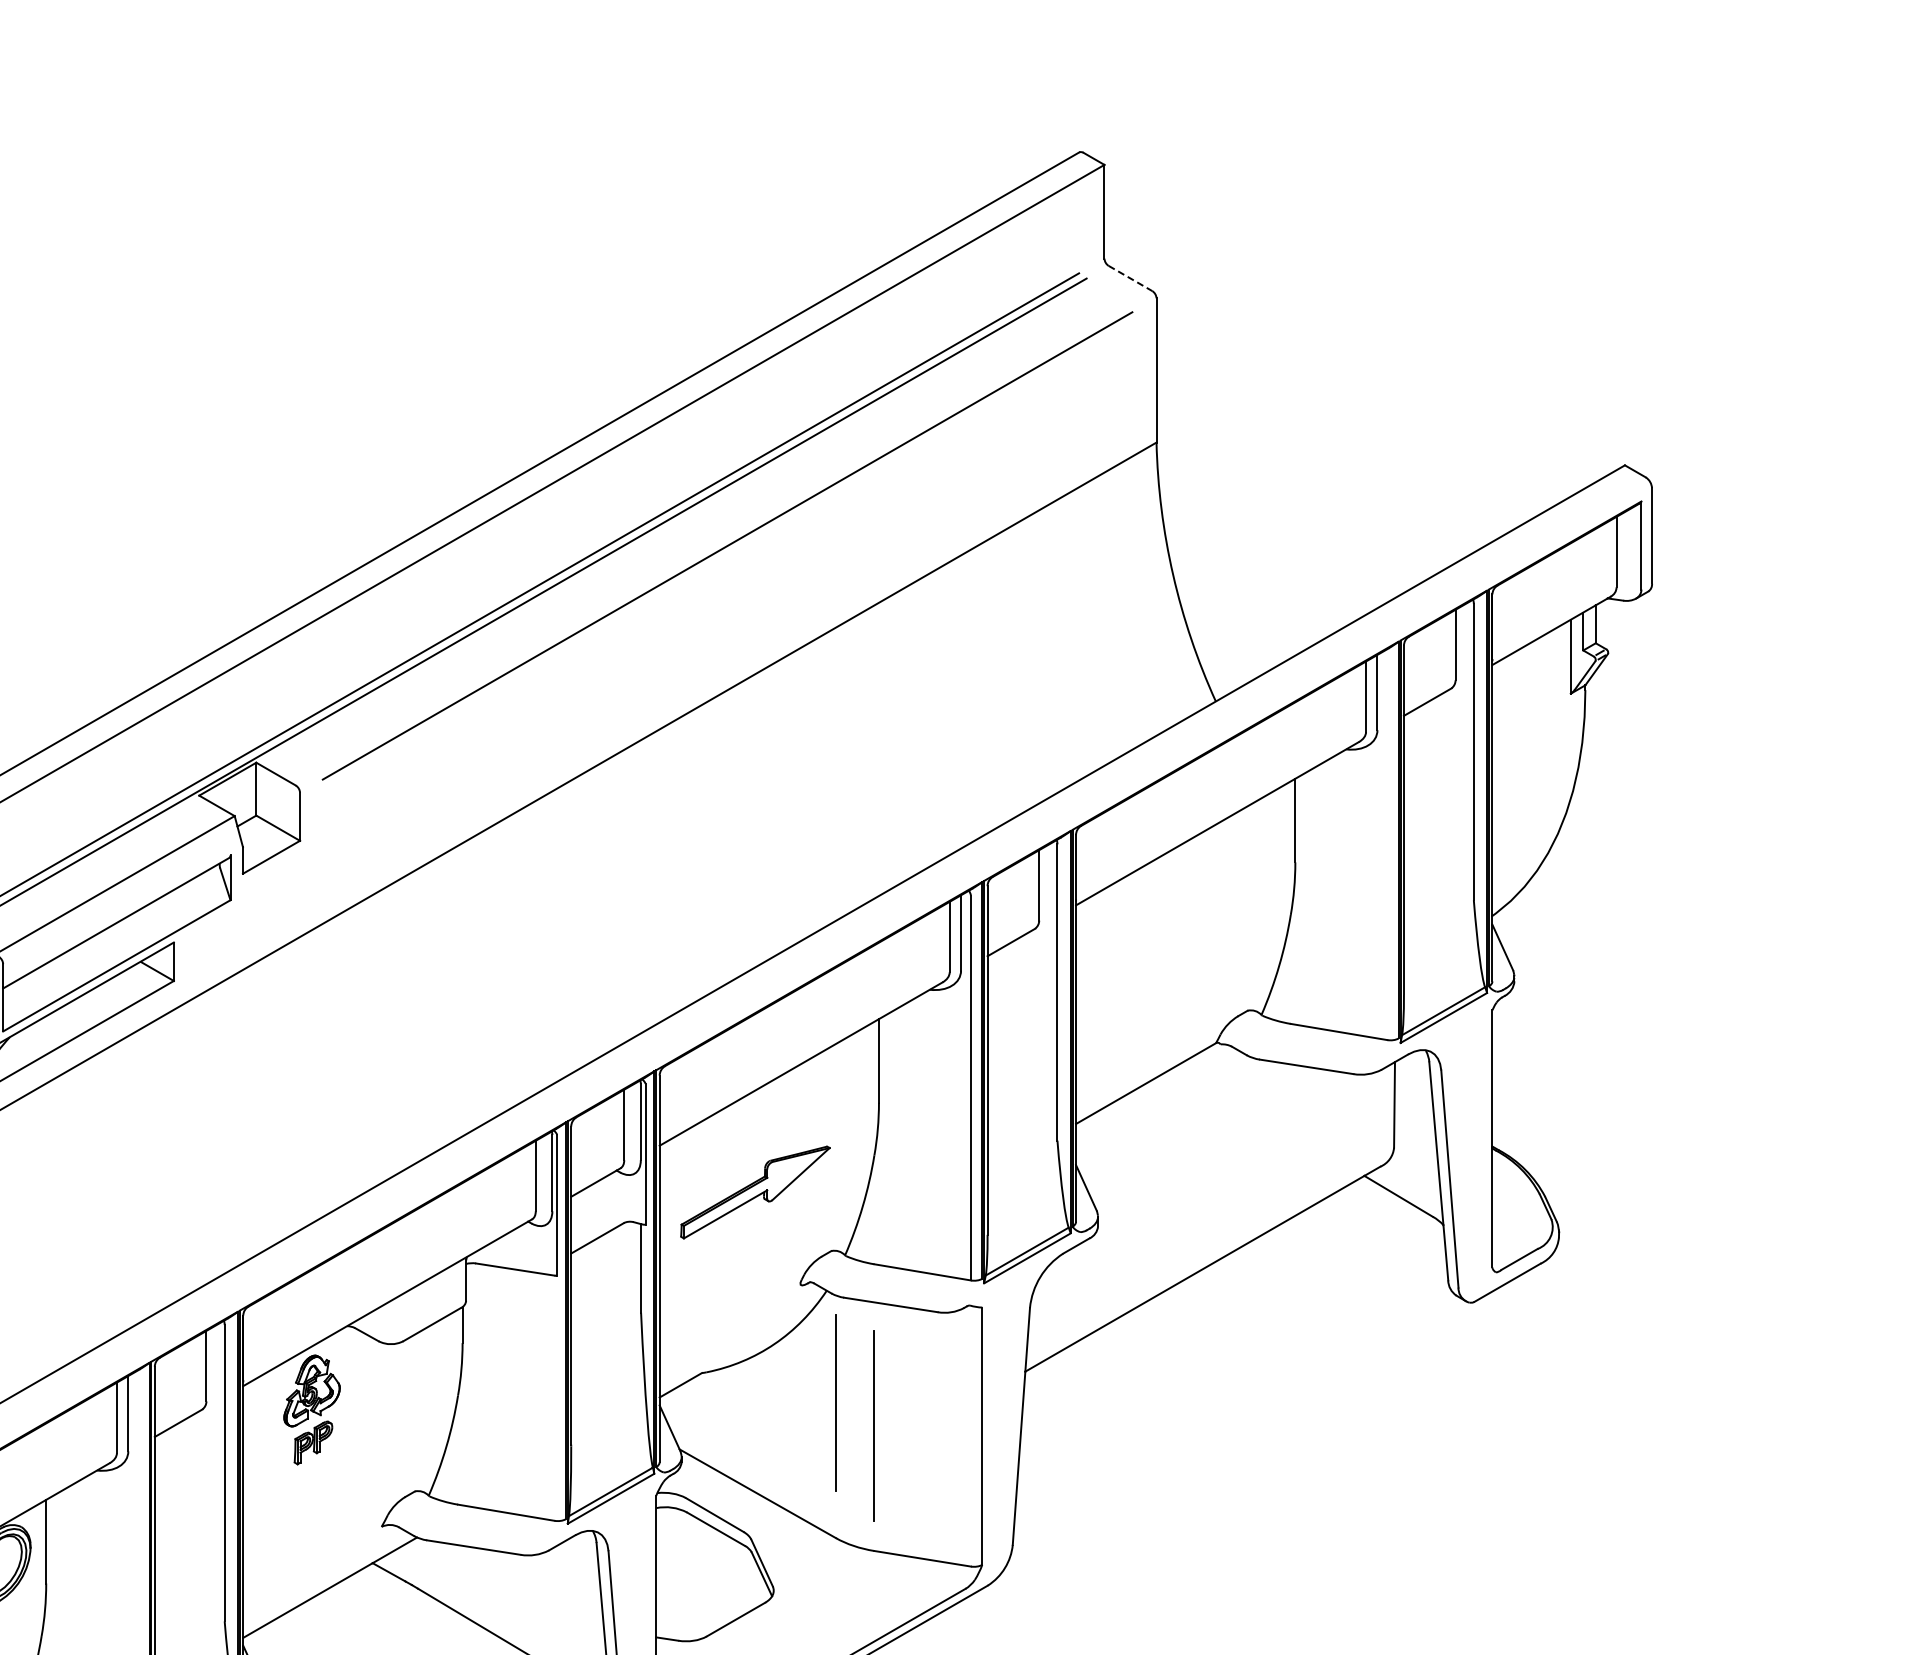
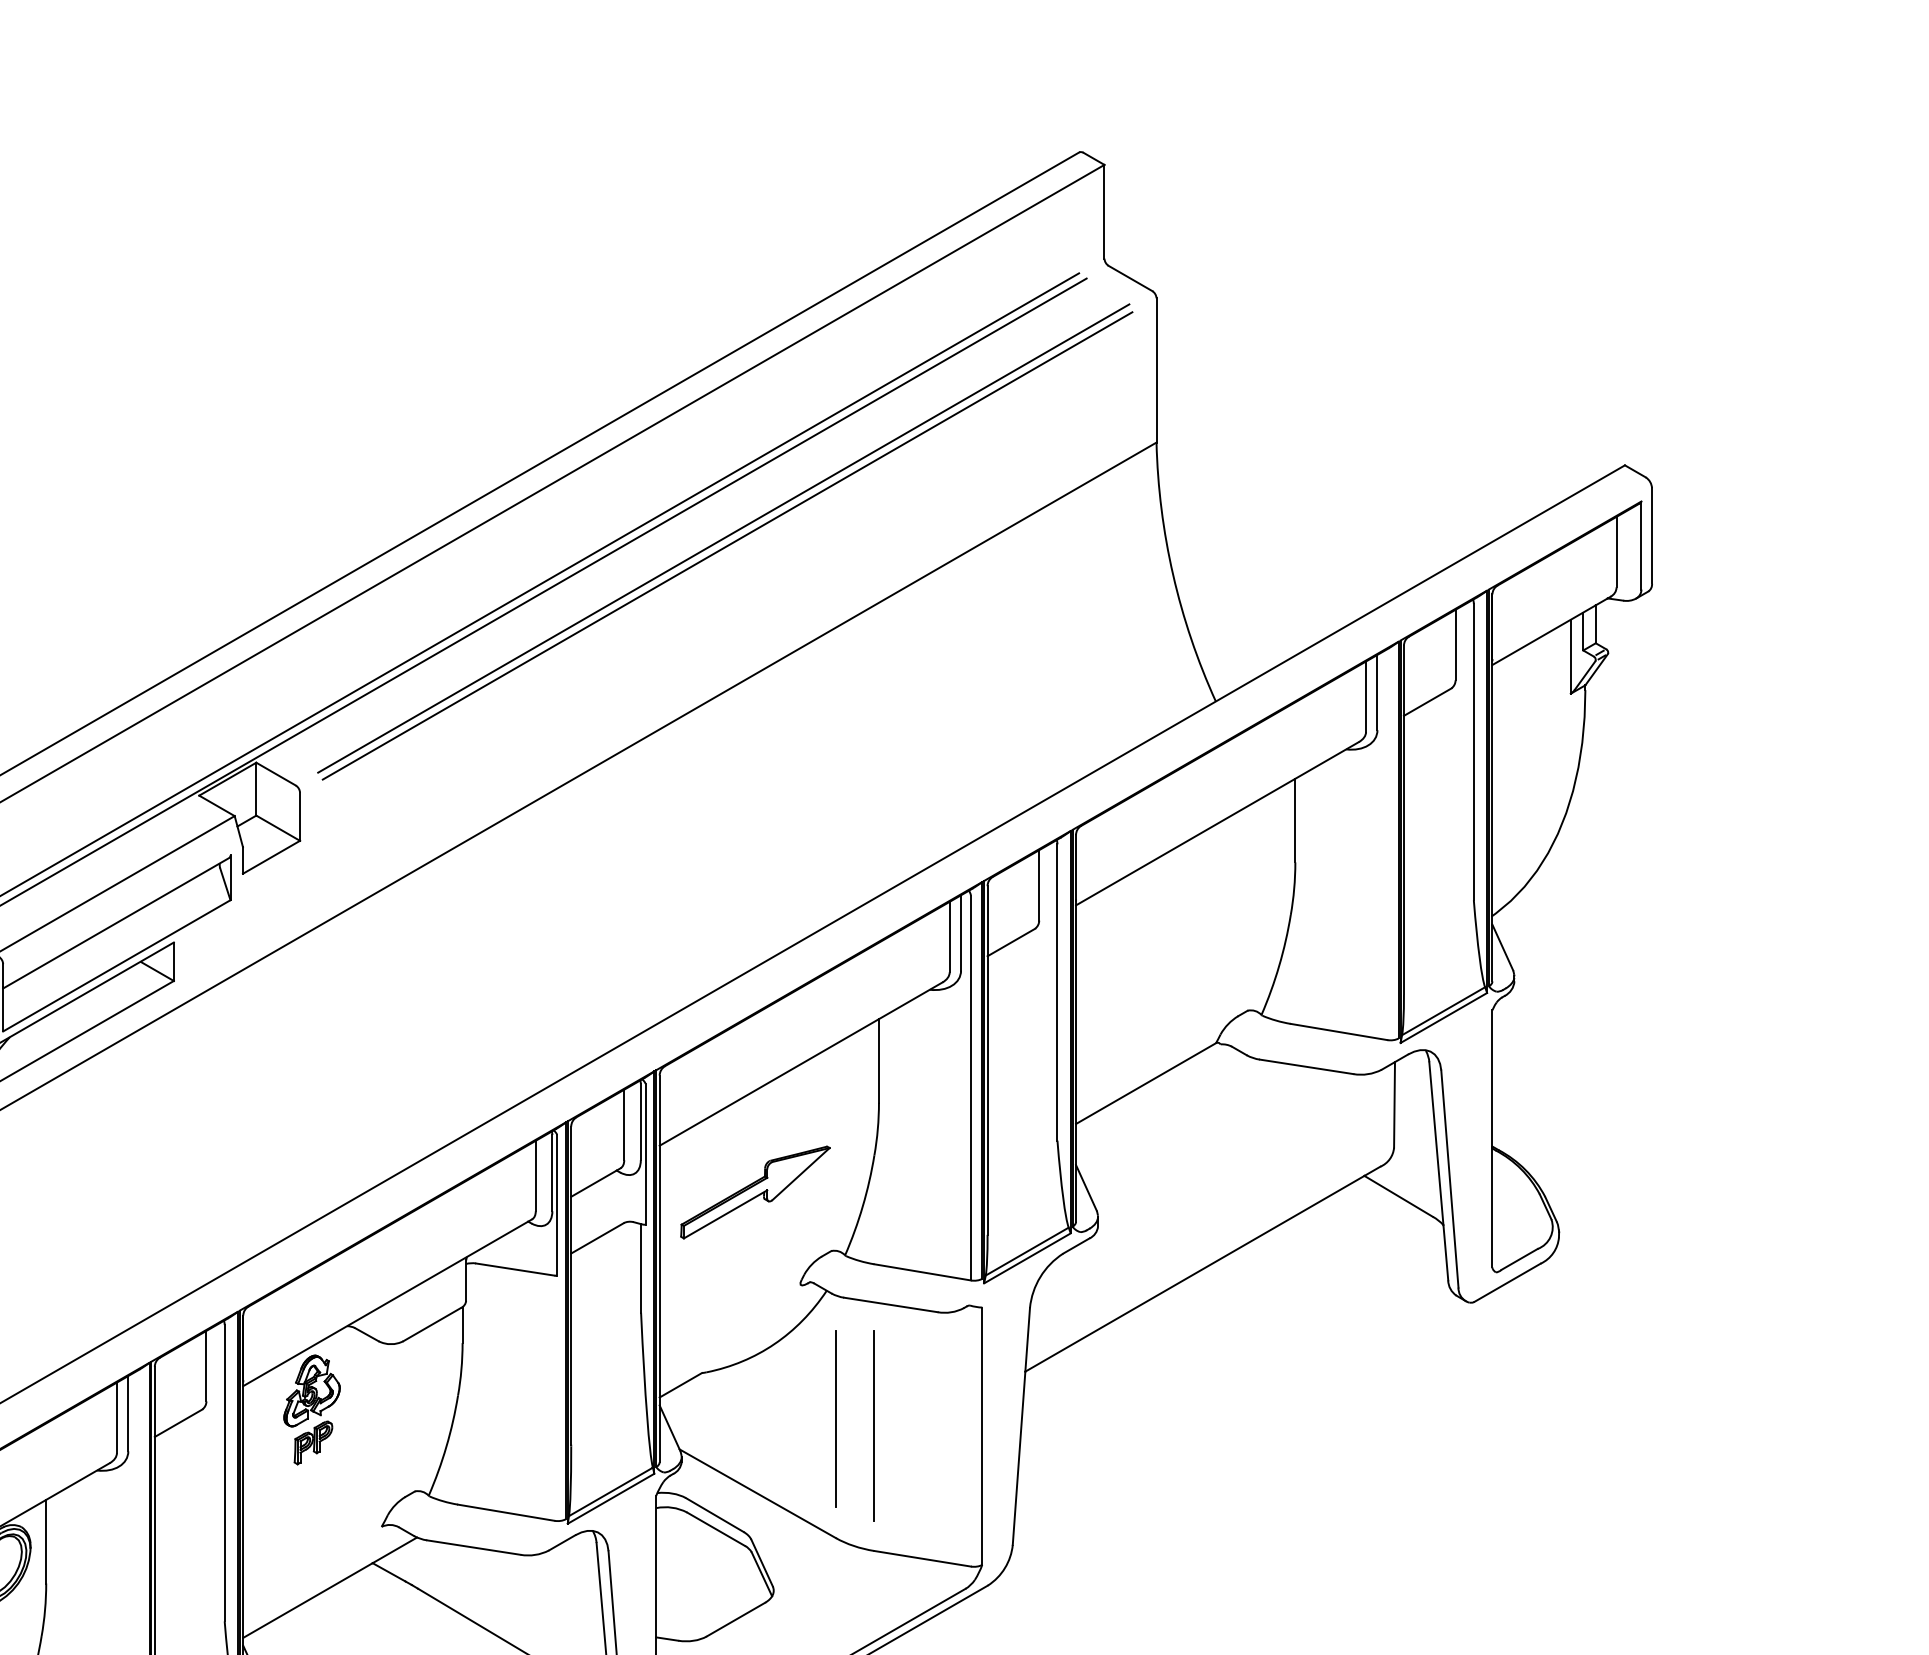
line: dashed -> solid (1130, 278)
line: none -> present (723, 538)
line position: (835, 1402) -> (835, 1418) (835, 1418)
